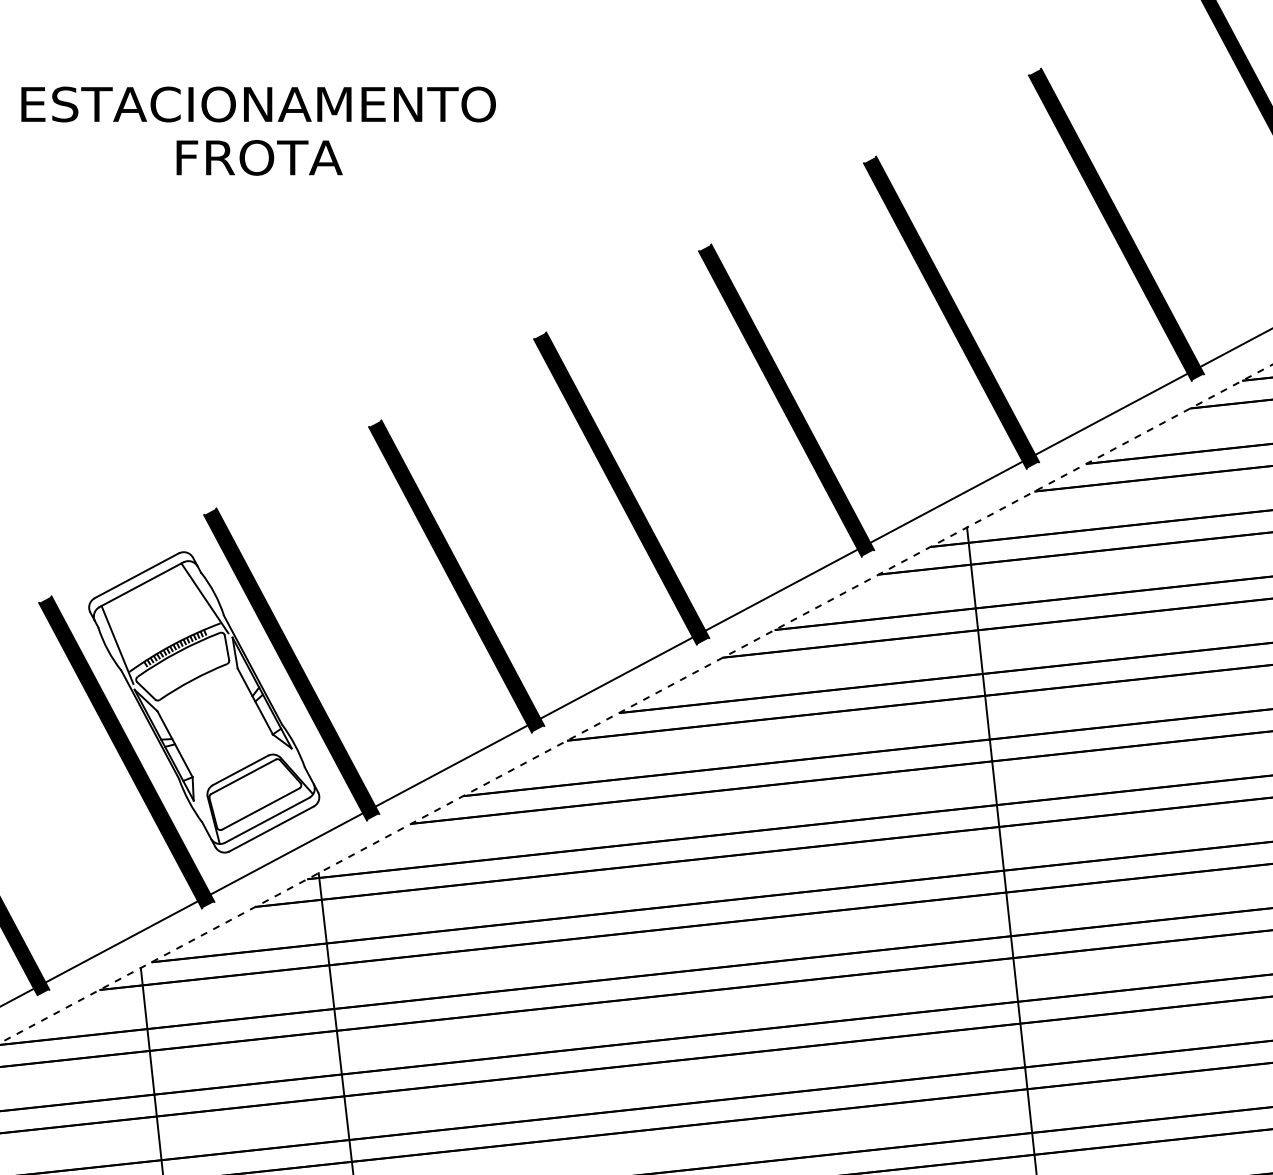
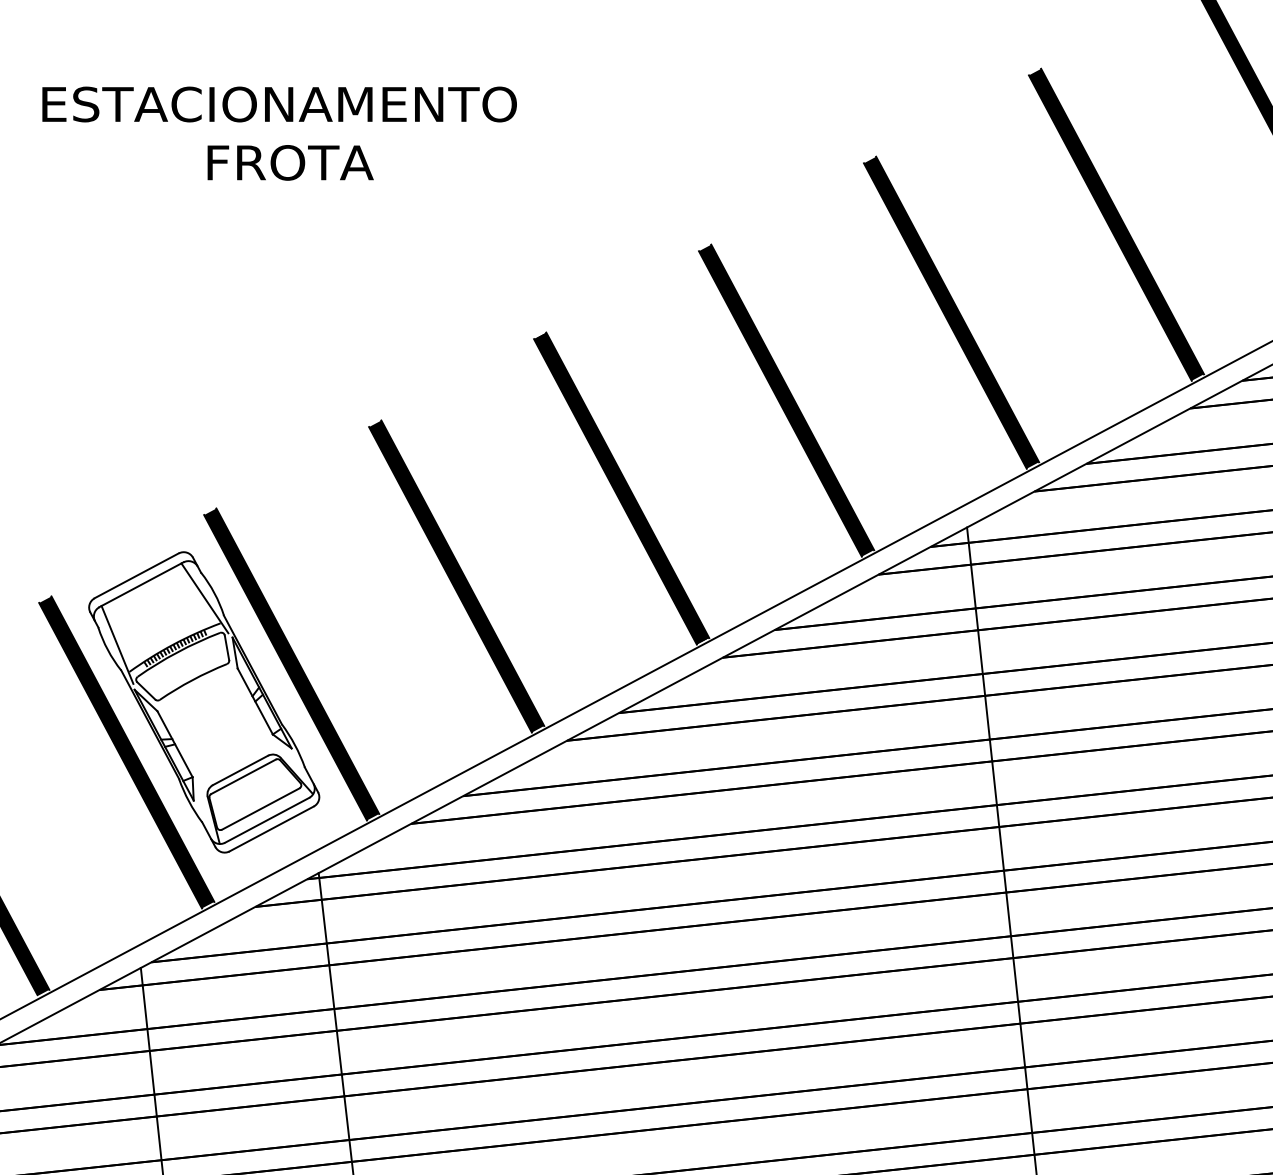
text position: (258, 104) -> (279, 104) (279, 104)
text position: (259, 157) -> (290, 162) (290, 162)
line position: (635, 667) -> (635, 680) (635, 680)
line: dashed -> solid (636, 703)
